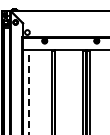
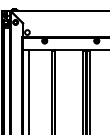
line: dashed -> solid (28, 91)
